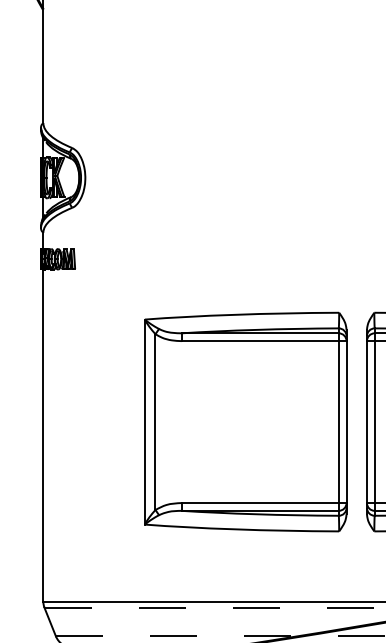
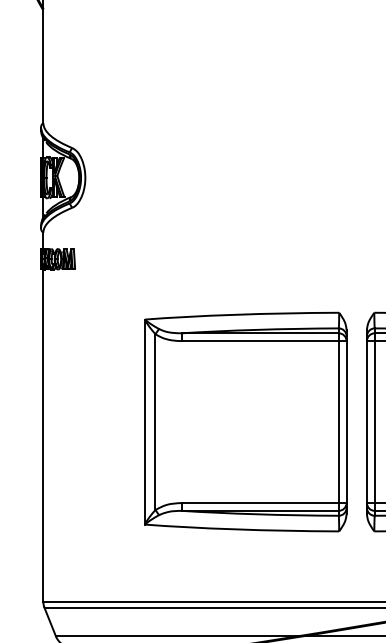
line: dashed -> solid (215, 607)
line: dashed -> solid (220, 636)
